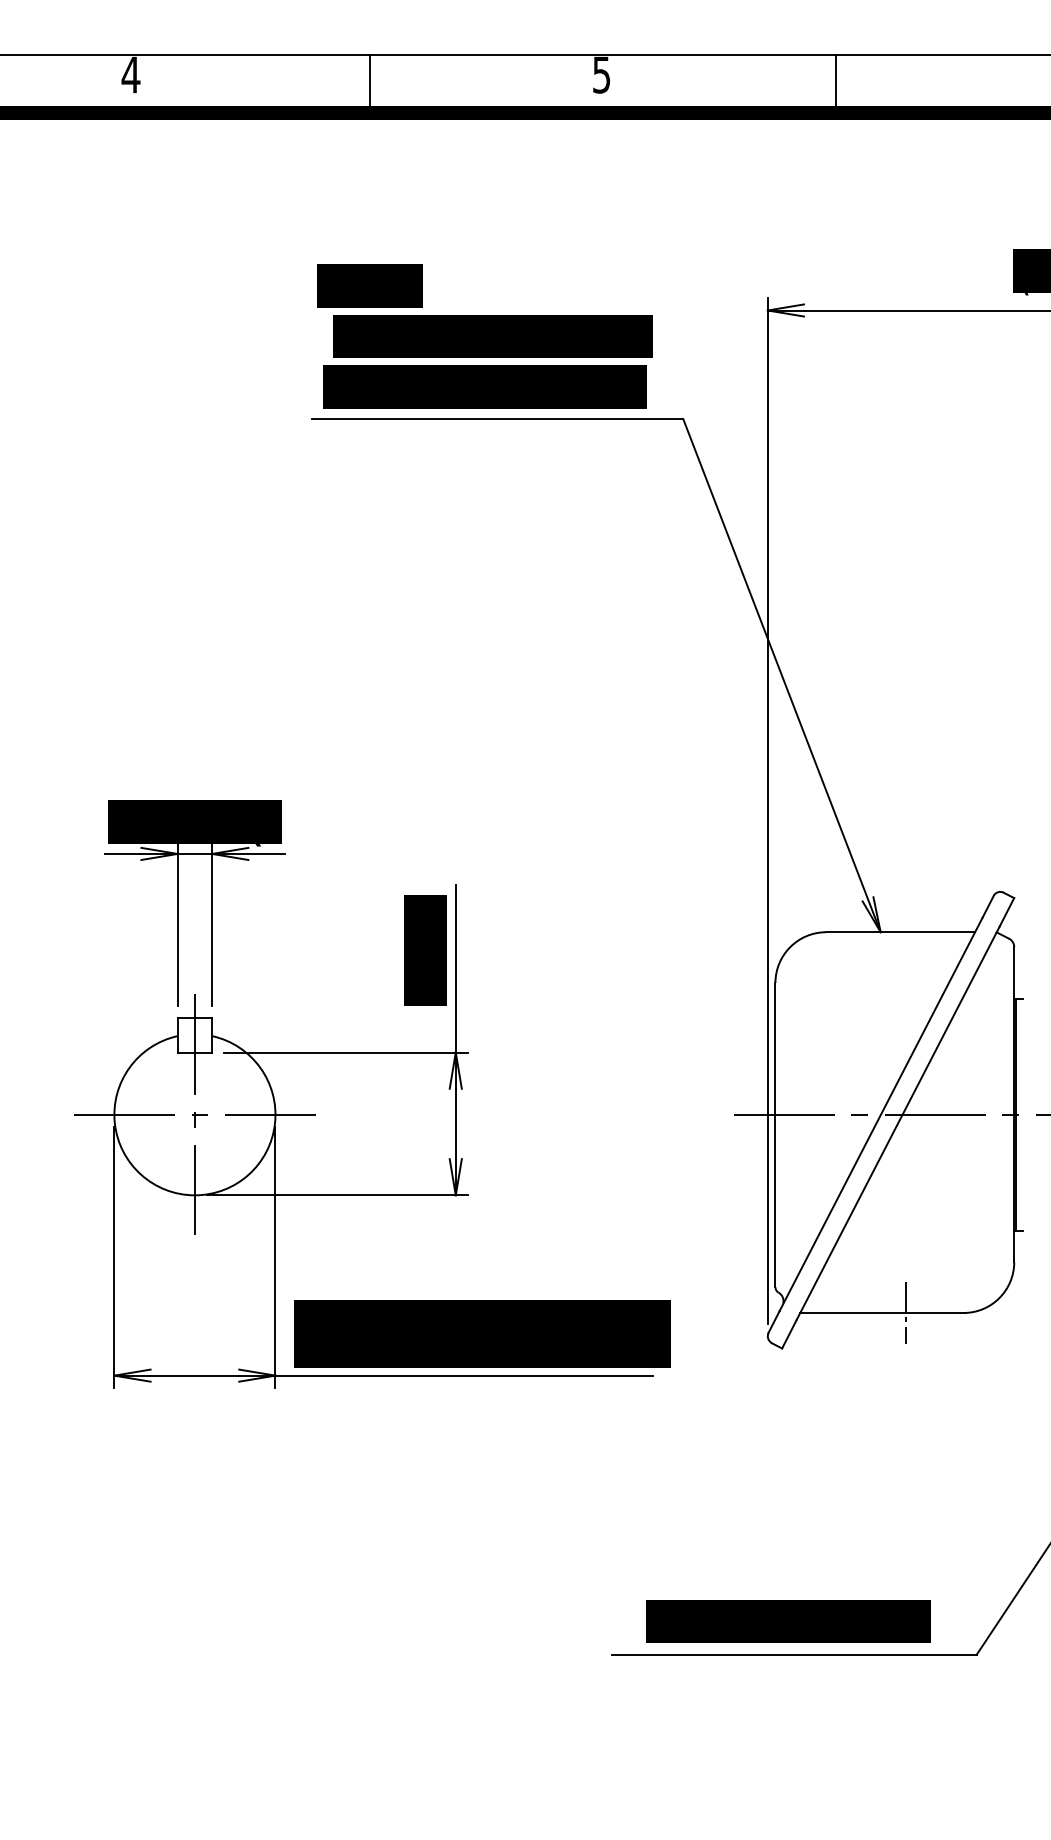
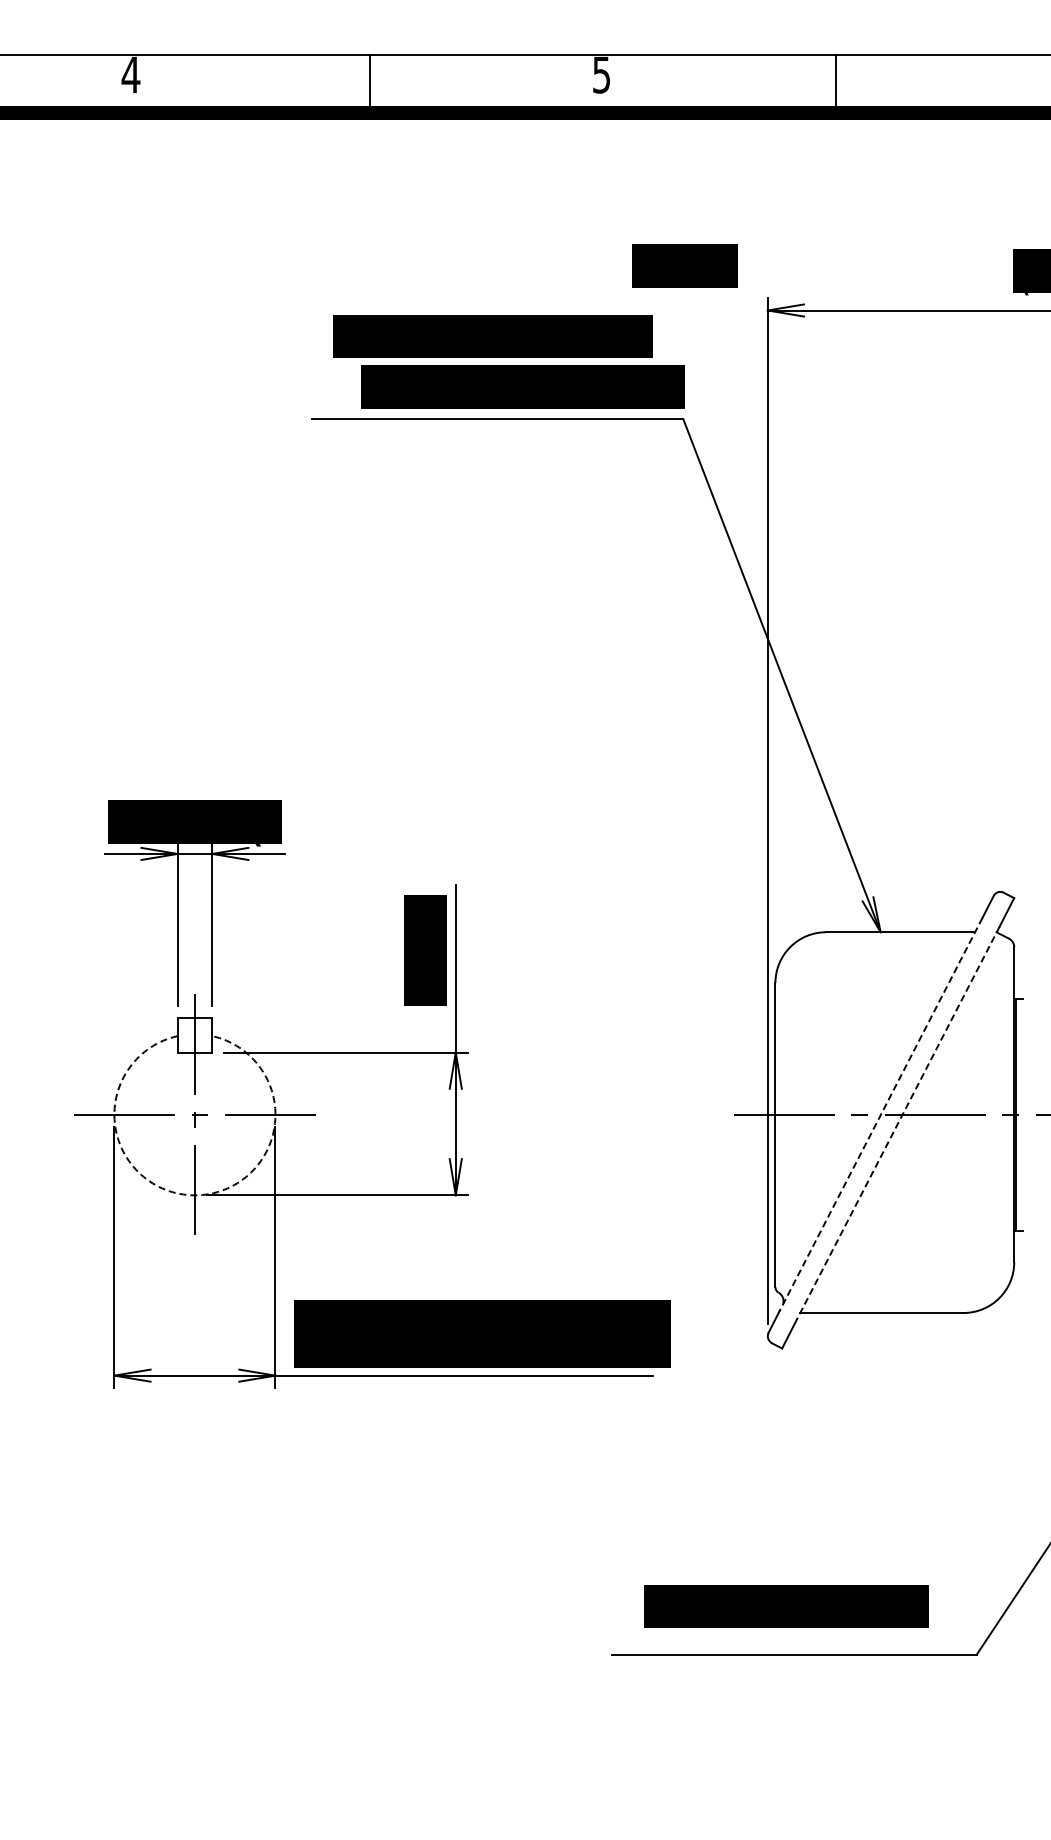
text position: (369, 285) -> (684, 265) (684, 265)
text position: (484, 386) -> (522, 386) (522, 386)
line: solid -> dashed (880, 1114)
line: solid -> dashed (897, 1123)
arc: solid -> dashed (194, 1195)
line: present -> none (905, 1312)
text position: (788, 1621) -> (786, 1606) (786, 1606)
